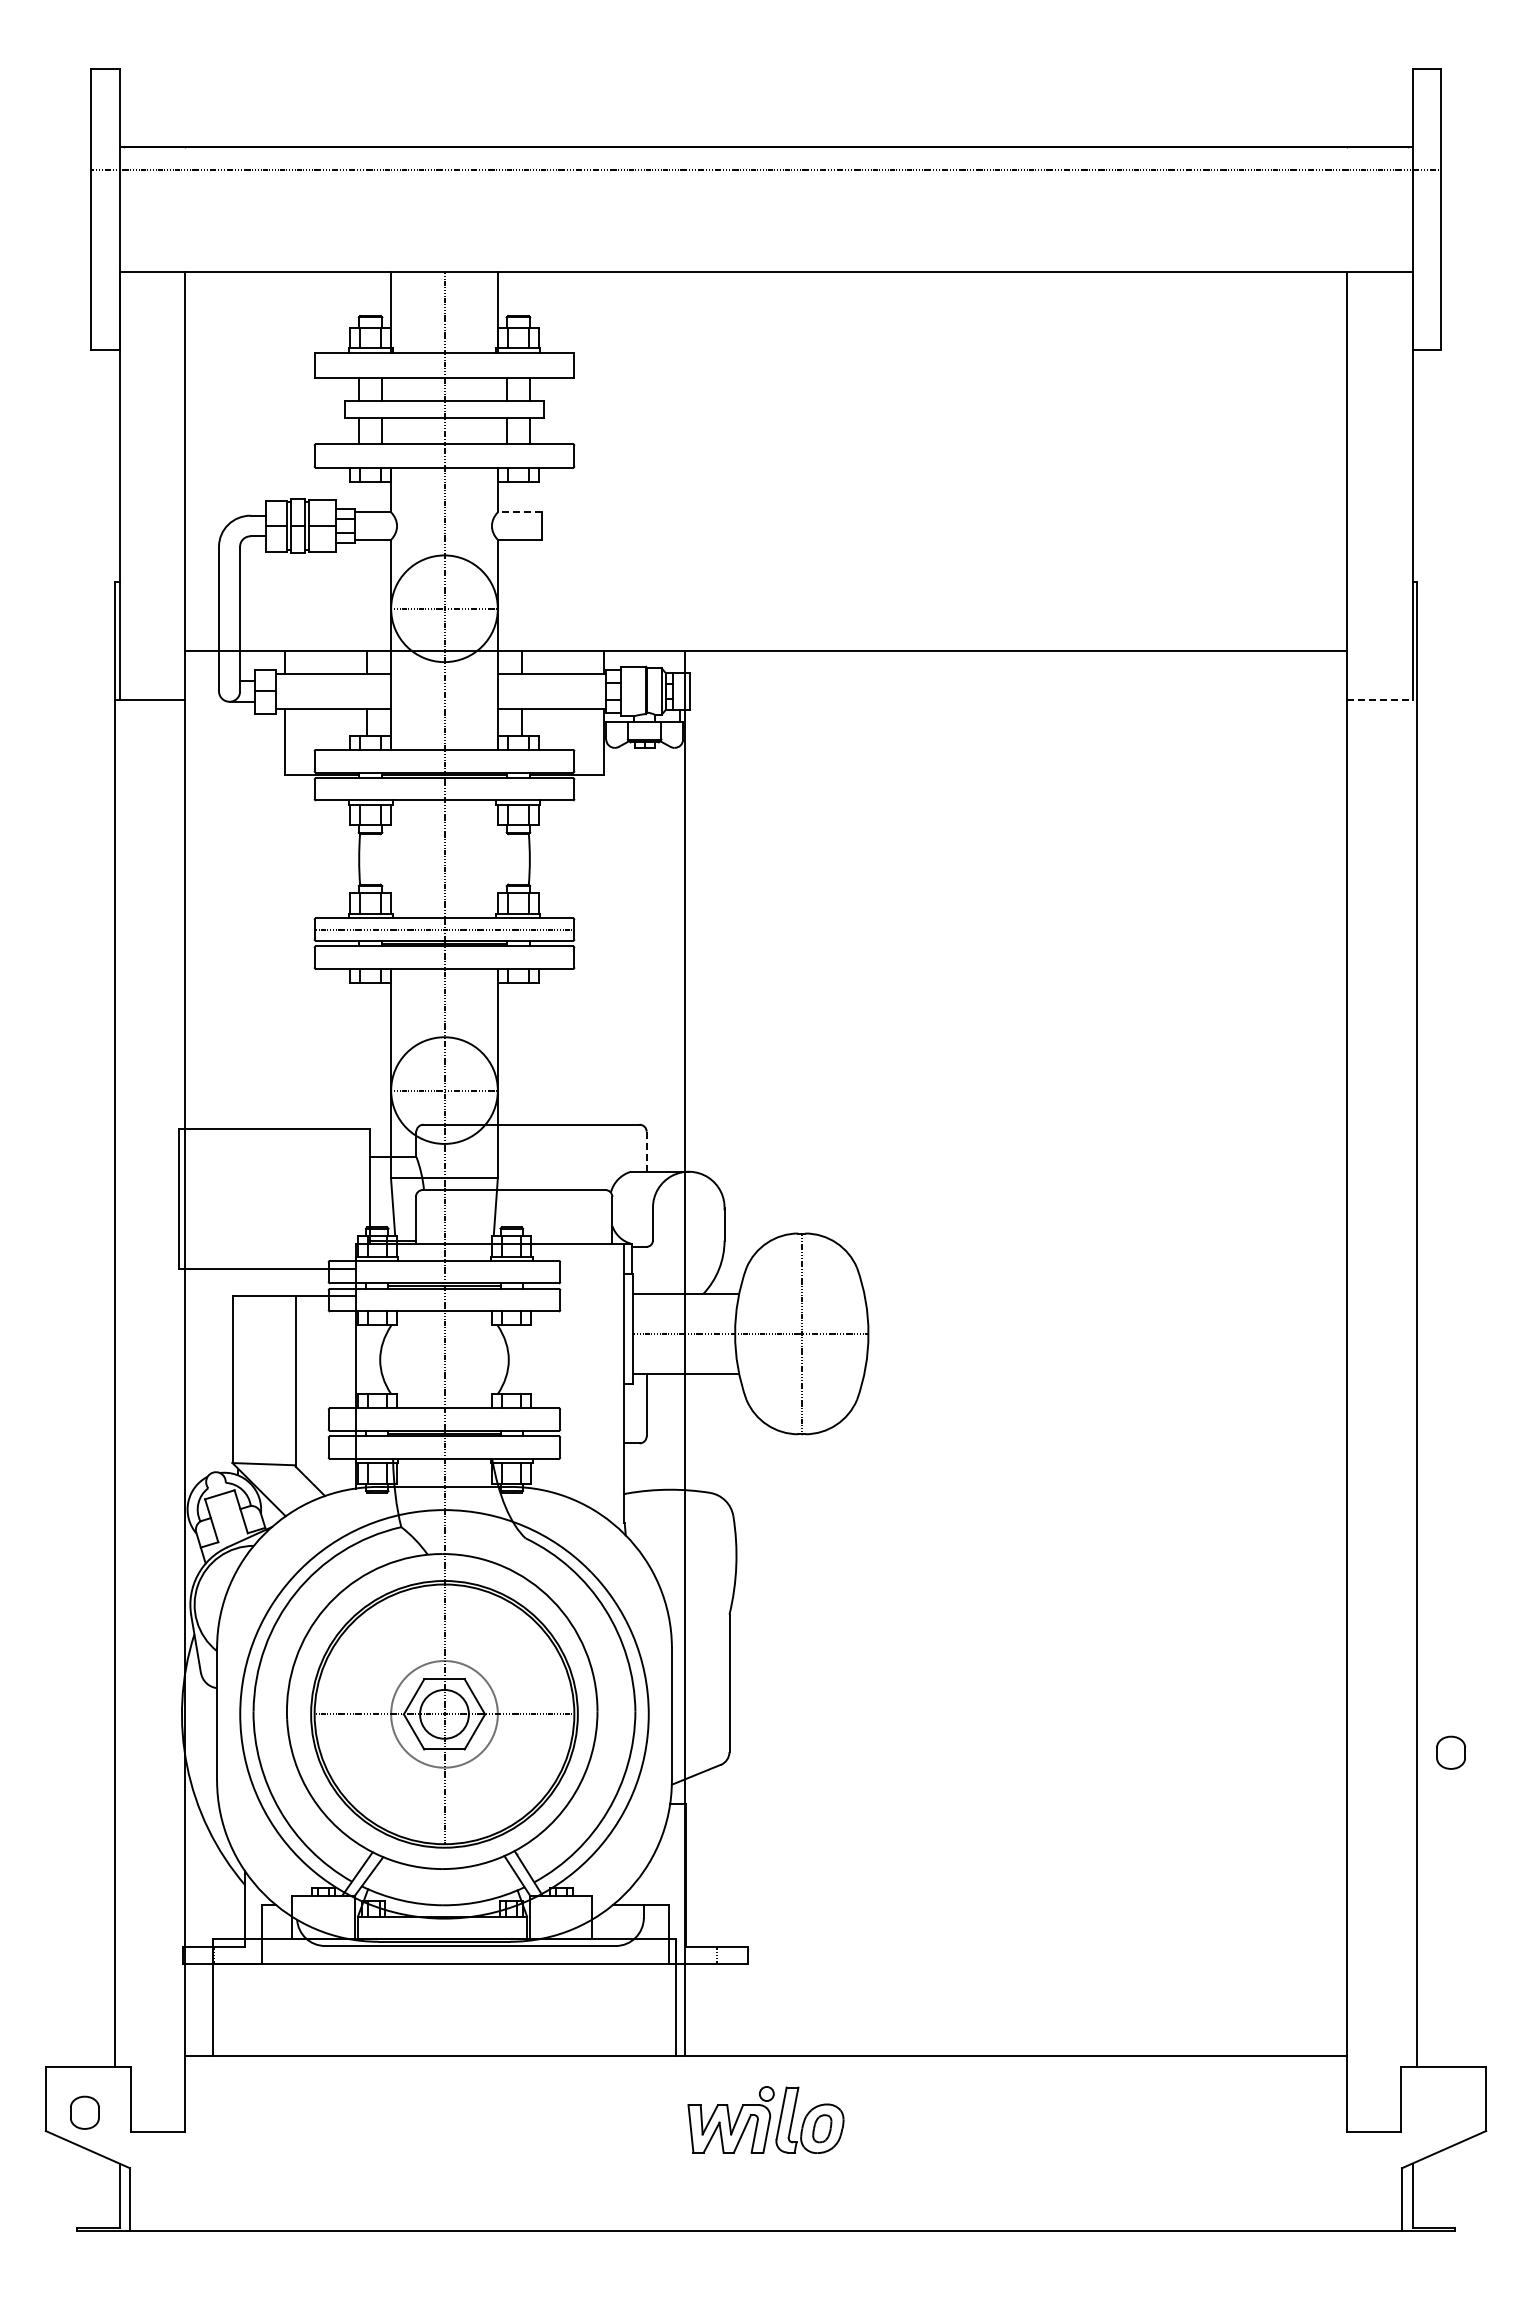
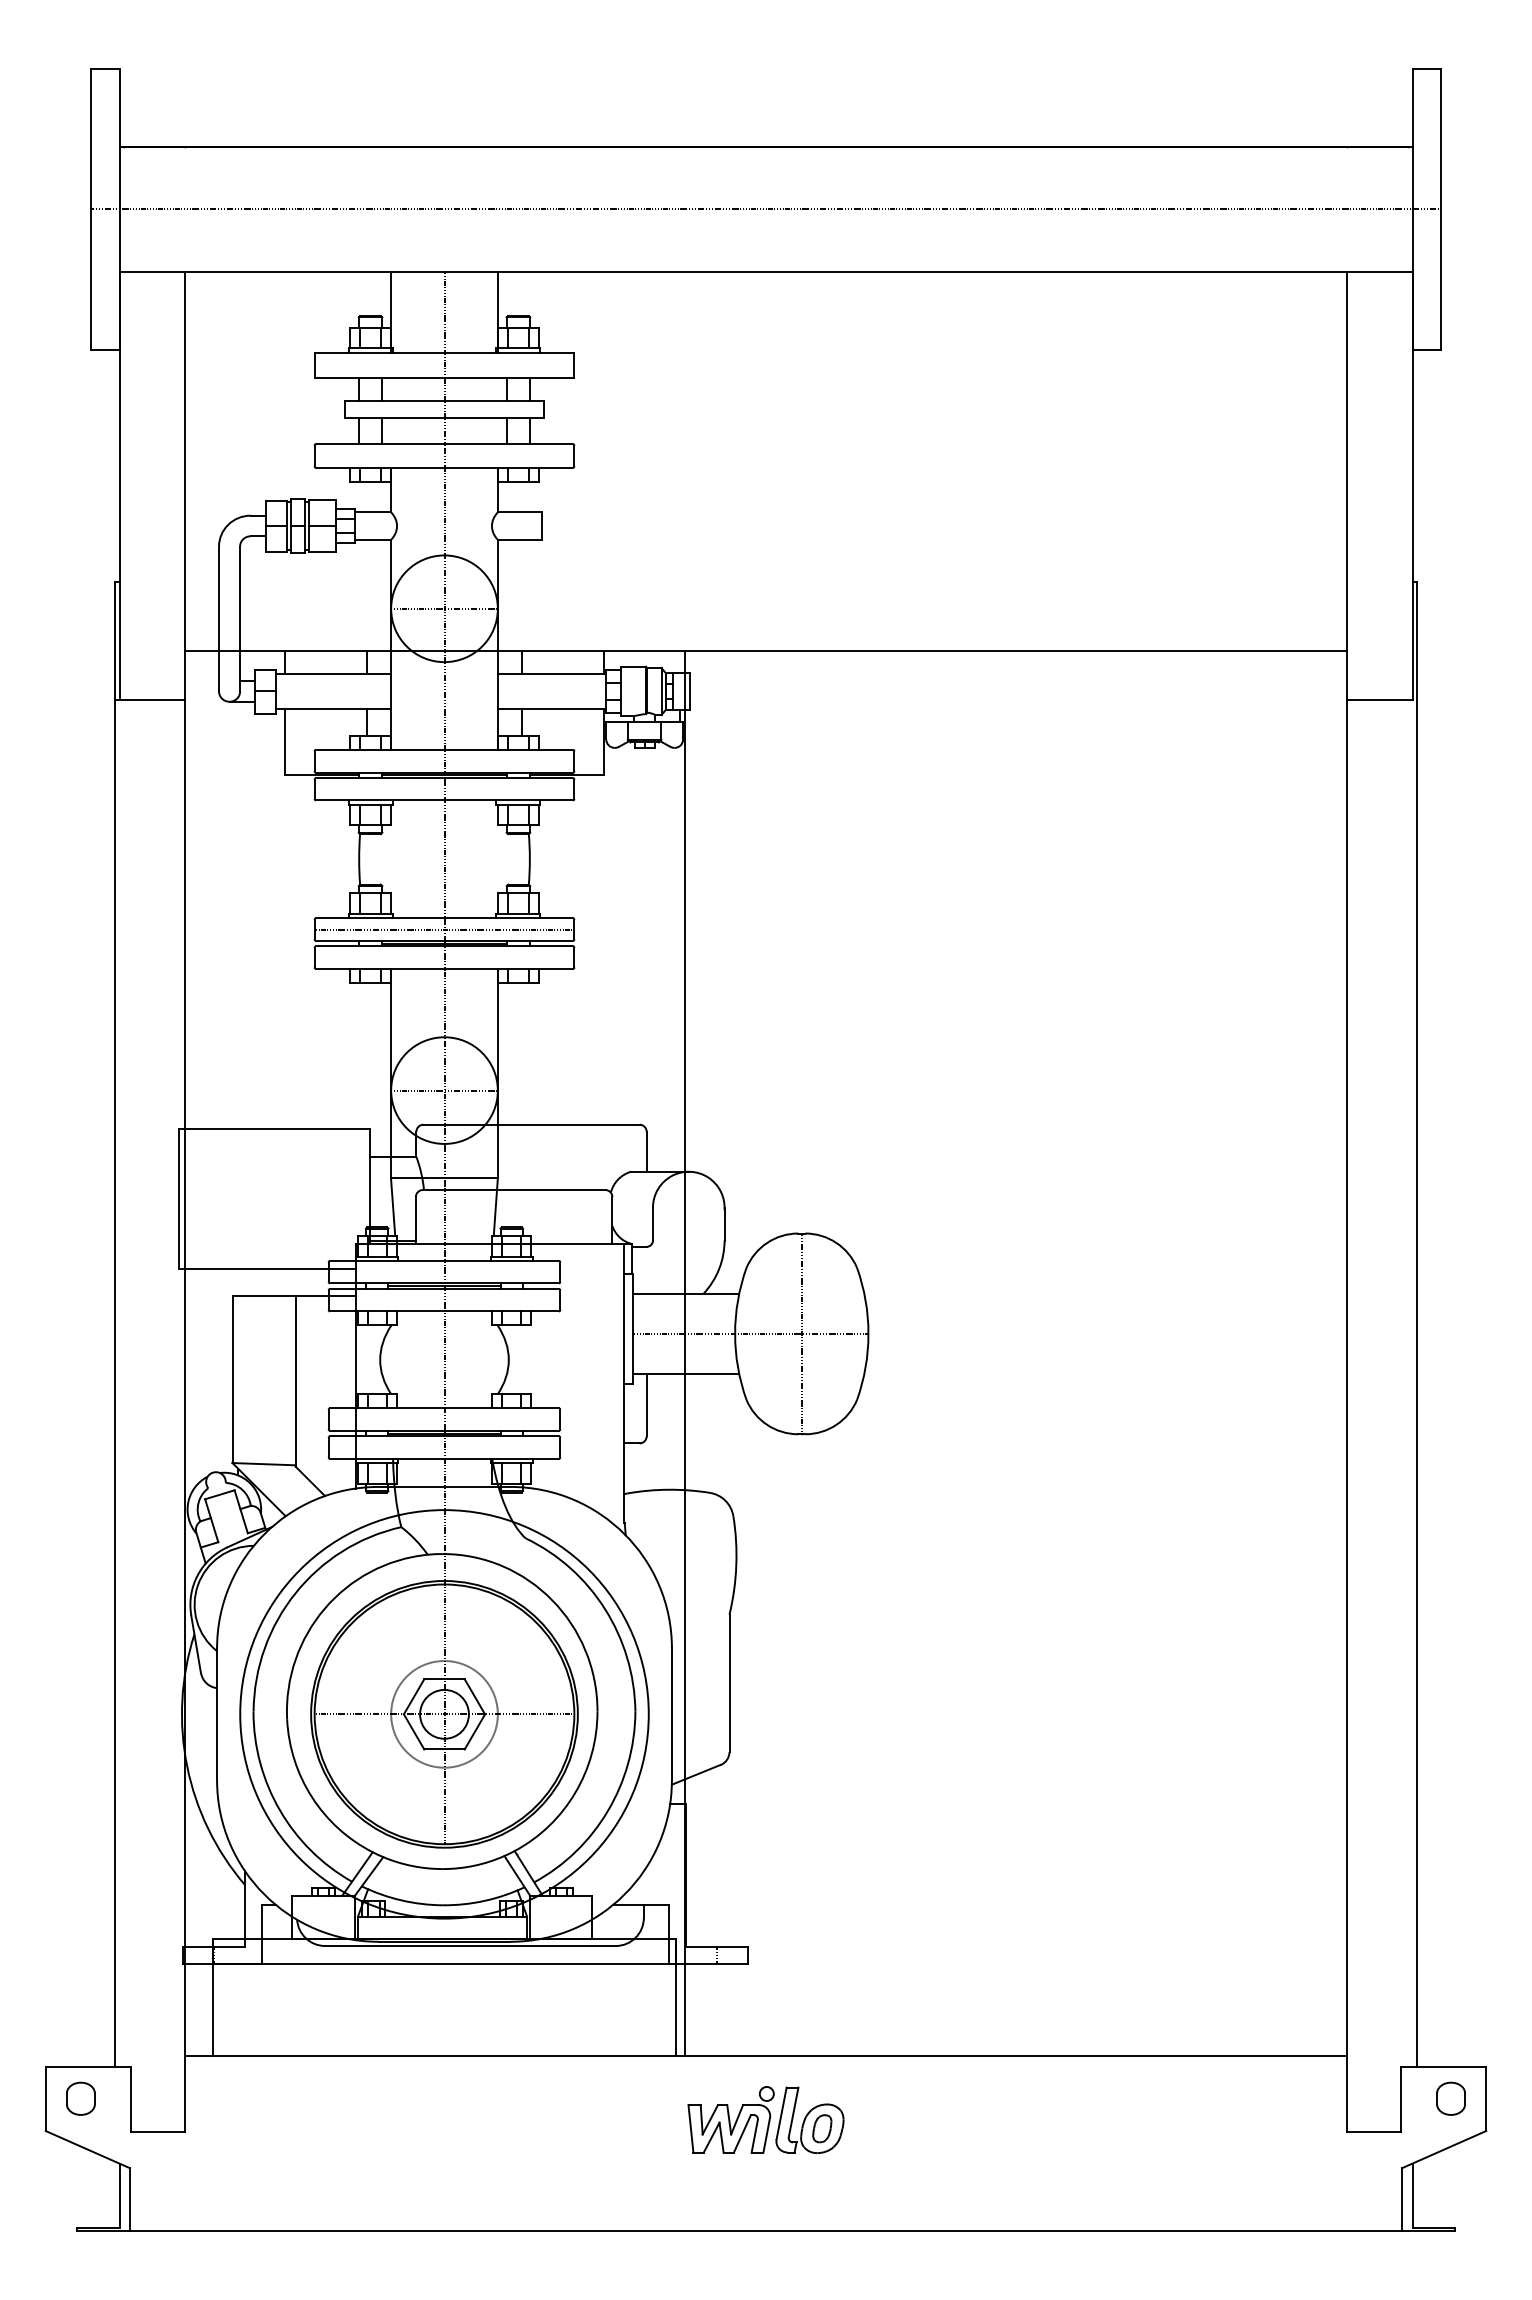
line position: (765, 170) -> (765, 209) (765, 209)
line: dashed -> solid (519, 512)
line: dashed -> solid (1379, 699)
line: dashed -> solid (646, 1151)
part position: (1450, 1752) -> (1450, 2098) (1450, 2098)
part position: (84, 2112) -> (80, 2098) (80, 2098)
